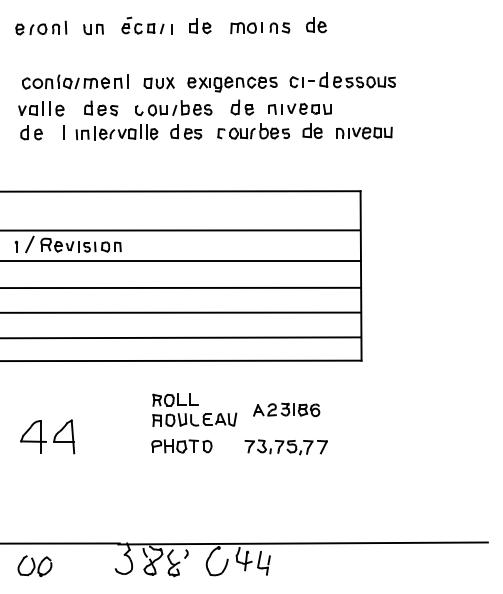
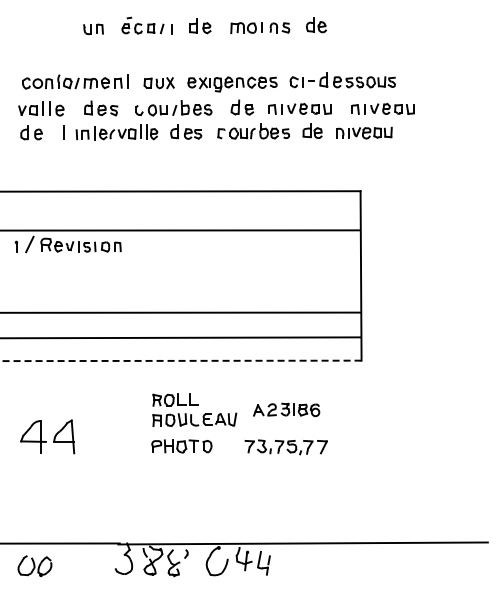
part: present -> none (41, 27)
part: none -> present (382, 108)
line: present -> none (181, 260)
line: present -> none (181, 287)
line: solid -> dashed (180, 360)
